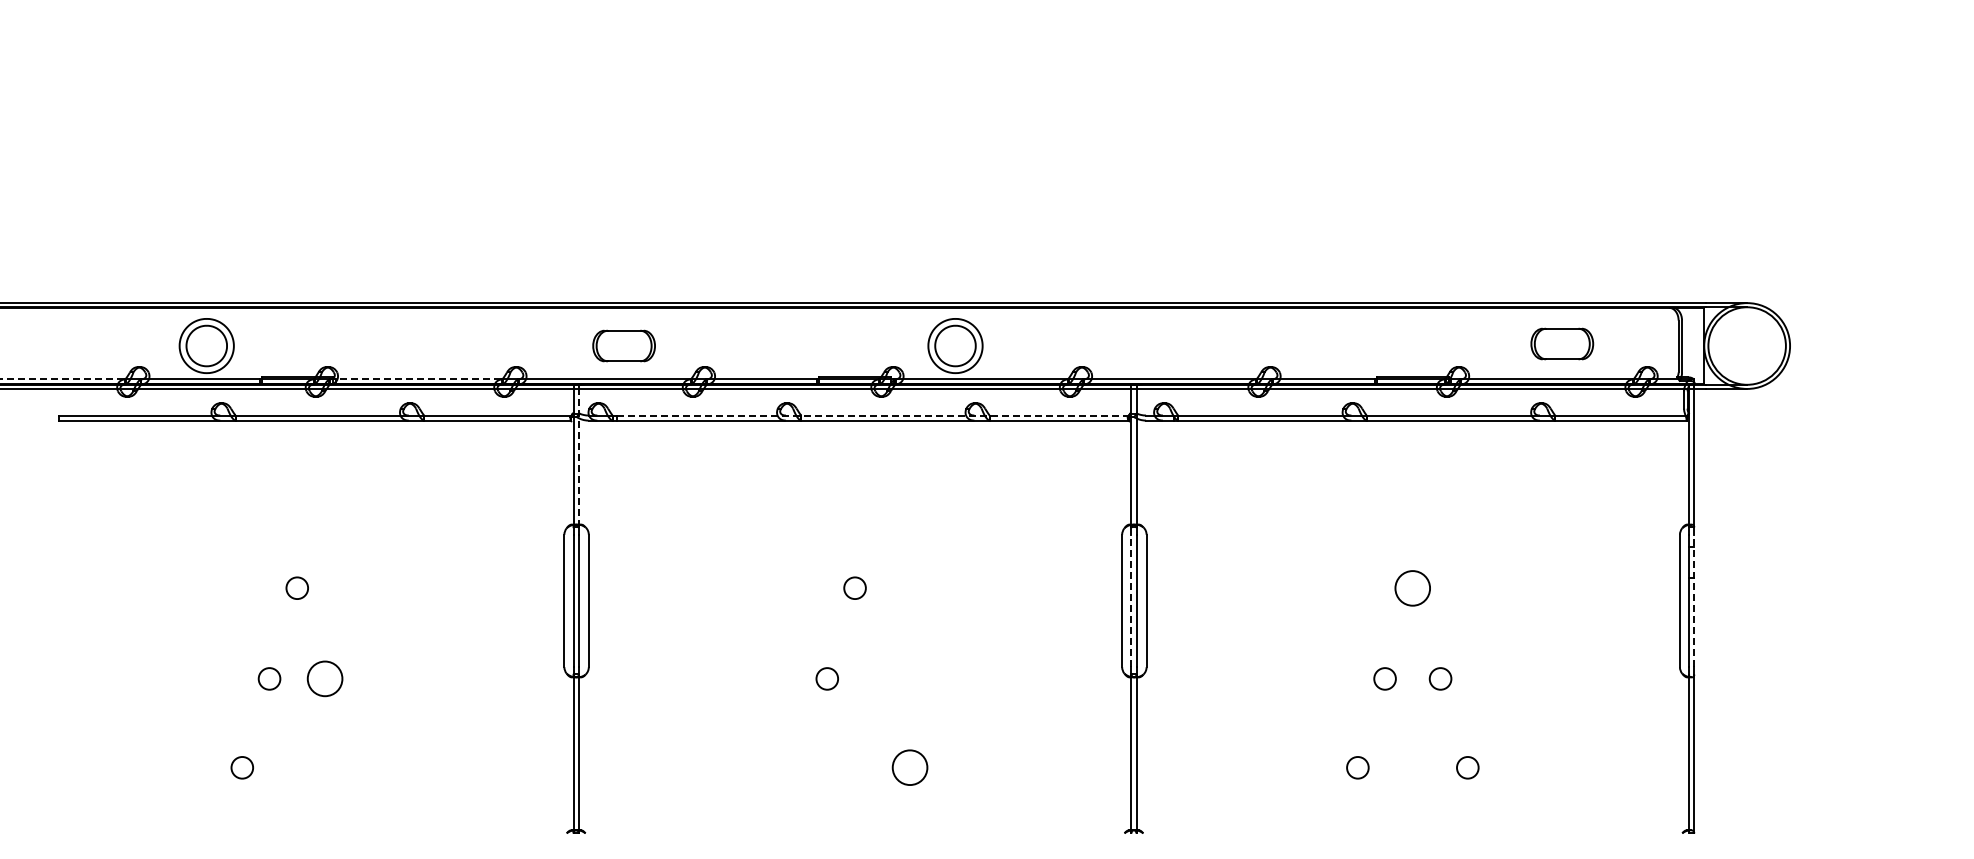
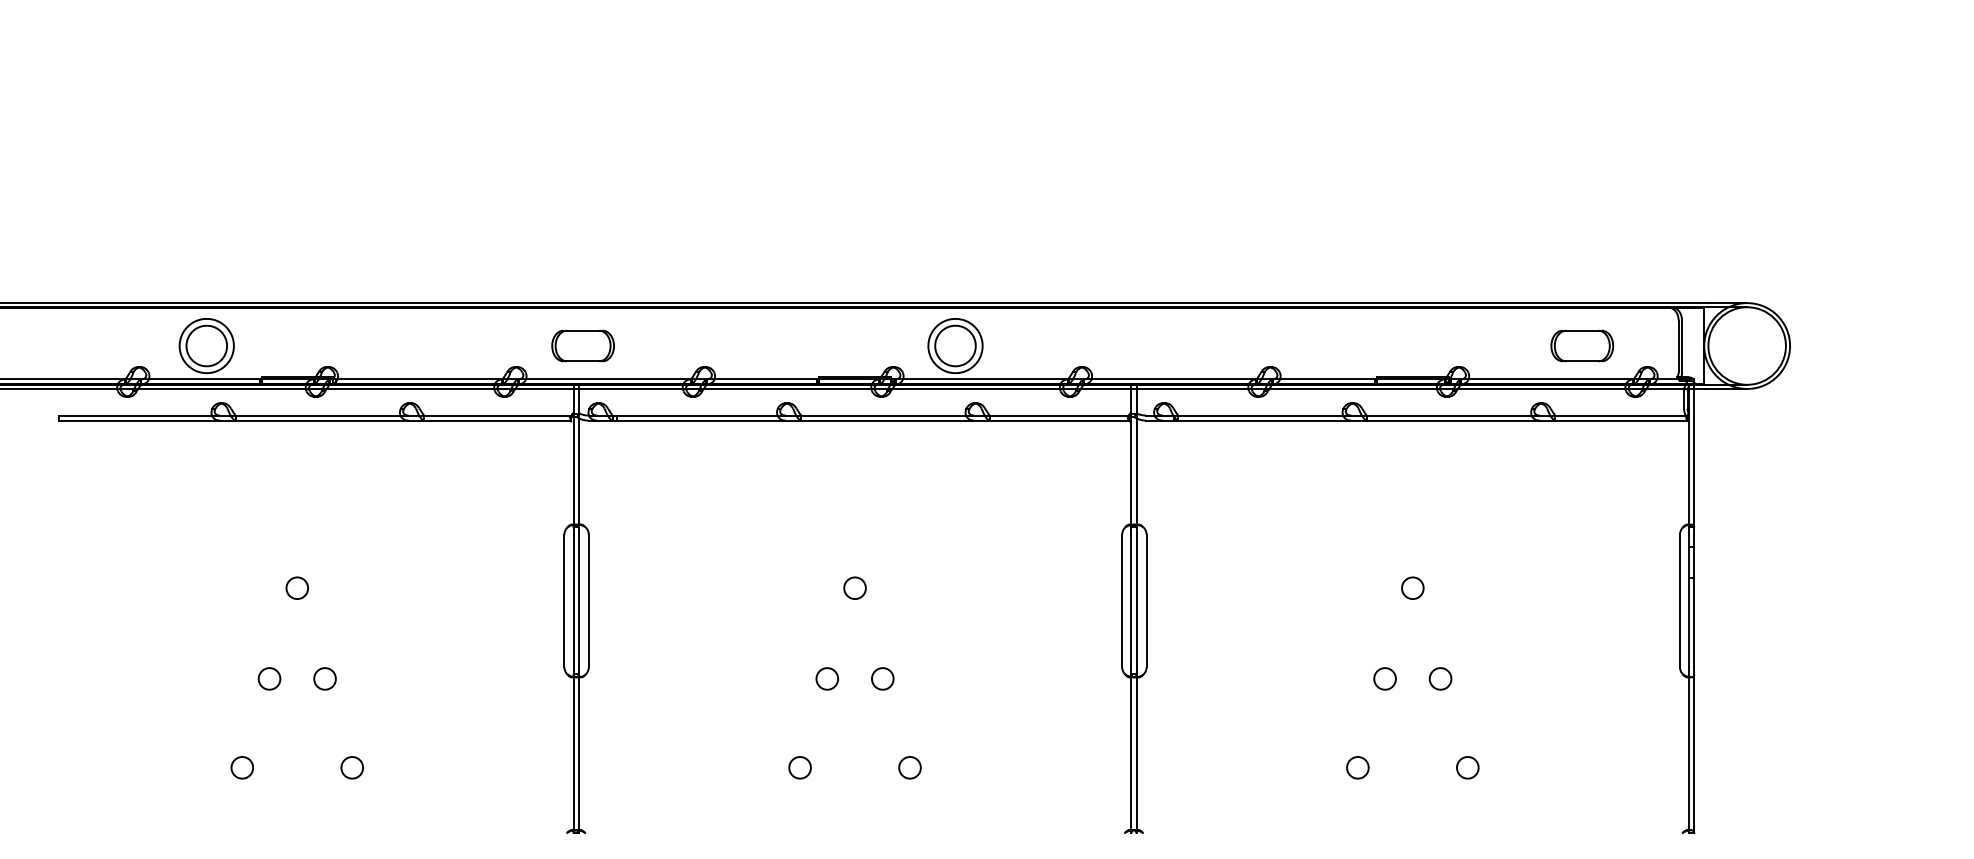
part position: (1562, 343) -> (1582, 345) (1582, 345)
part position: (623, 345) -> (582, 345) (582, 345)
line: dashed -> solid (63, 379)
line: dashed -> solid (415, 379)
line: dashed -> solid (872, 415)
line: dashed -> solid (578, 457)
circle size: 37x37 px -> 24x24 px (1412, 587)
line: dashed -> solid (1131, 600)
line: dashed -> solid (1694, 600)
circle size: 38x38 px -> 24x24 px (324, 678)
circle: none -> present (882, 678)
circle: none -> present (351, 767)
circle: none -> present (799, 767)
circle size: 38x37 px -> 24x24 px (909, 767)
